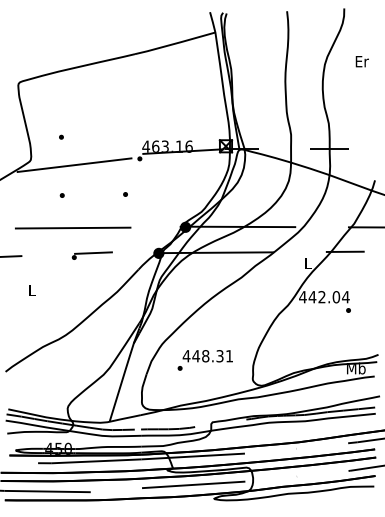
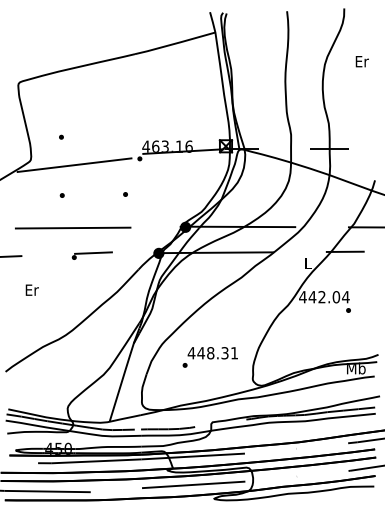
text: L -> Er (31, 289)
text position: (204, 360) -> (209, 357) (209, 357)
